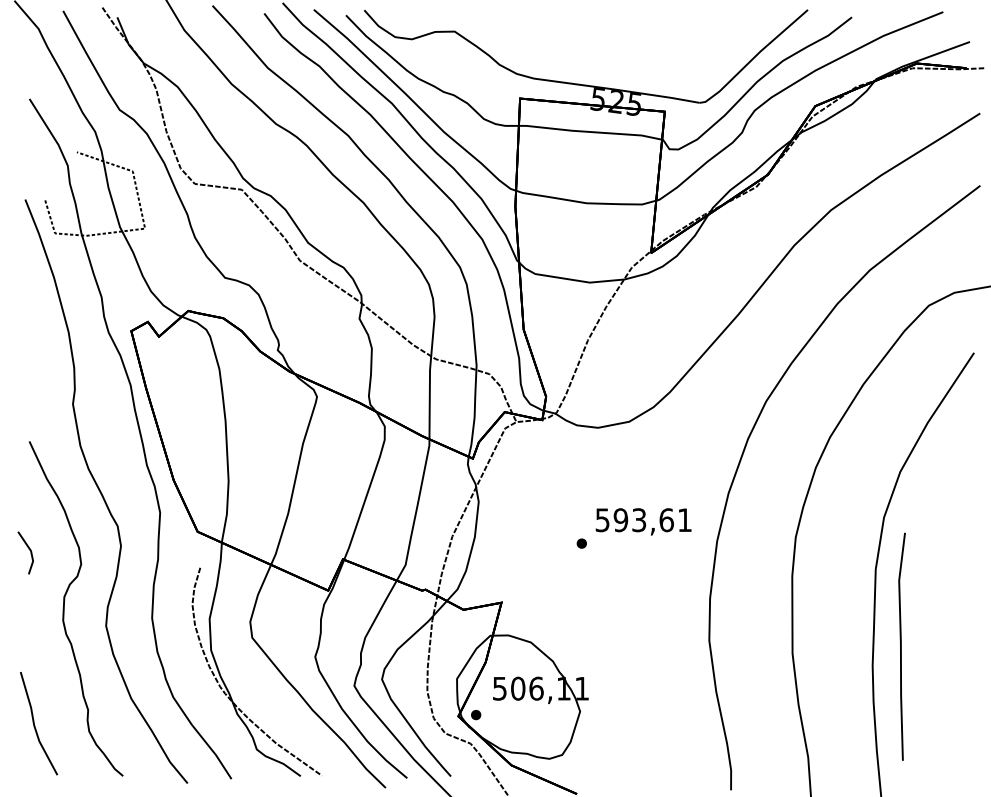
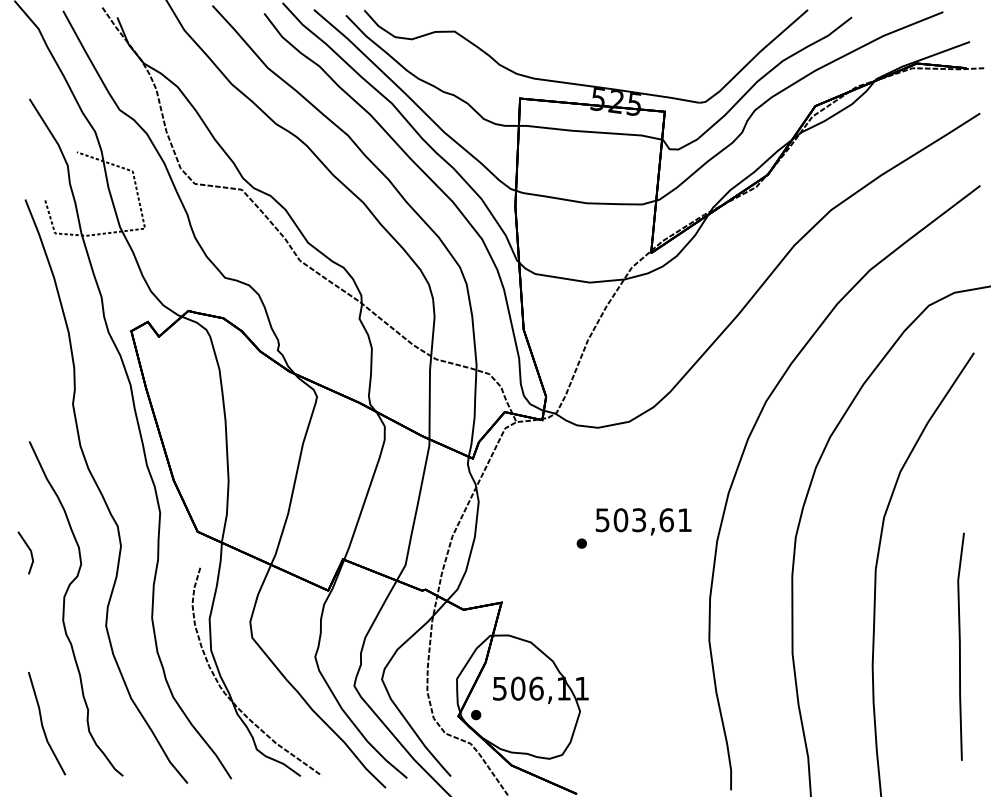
text: 593,61 -> 503,61 (620, 520)
line position: (901, 646) -> (960, 646) (960, 646)
line position: (35, 725) -> (43, 725) (43, 725)
